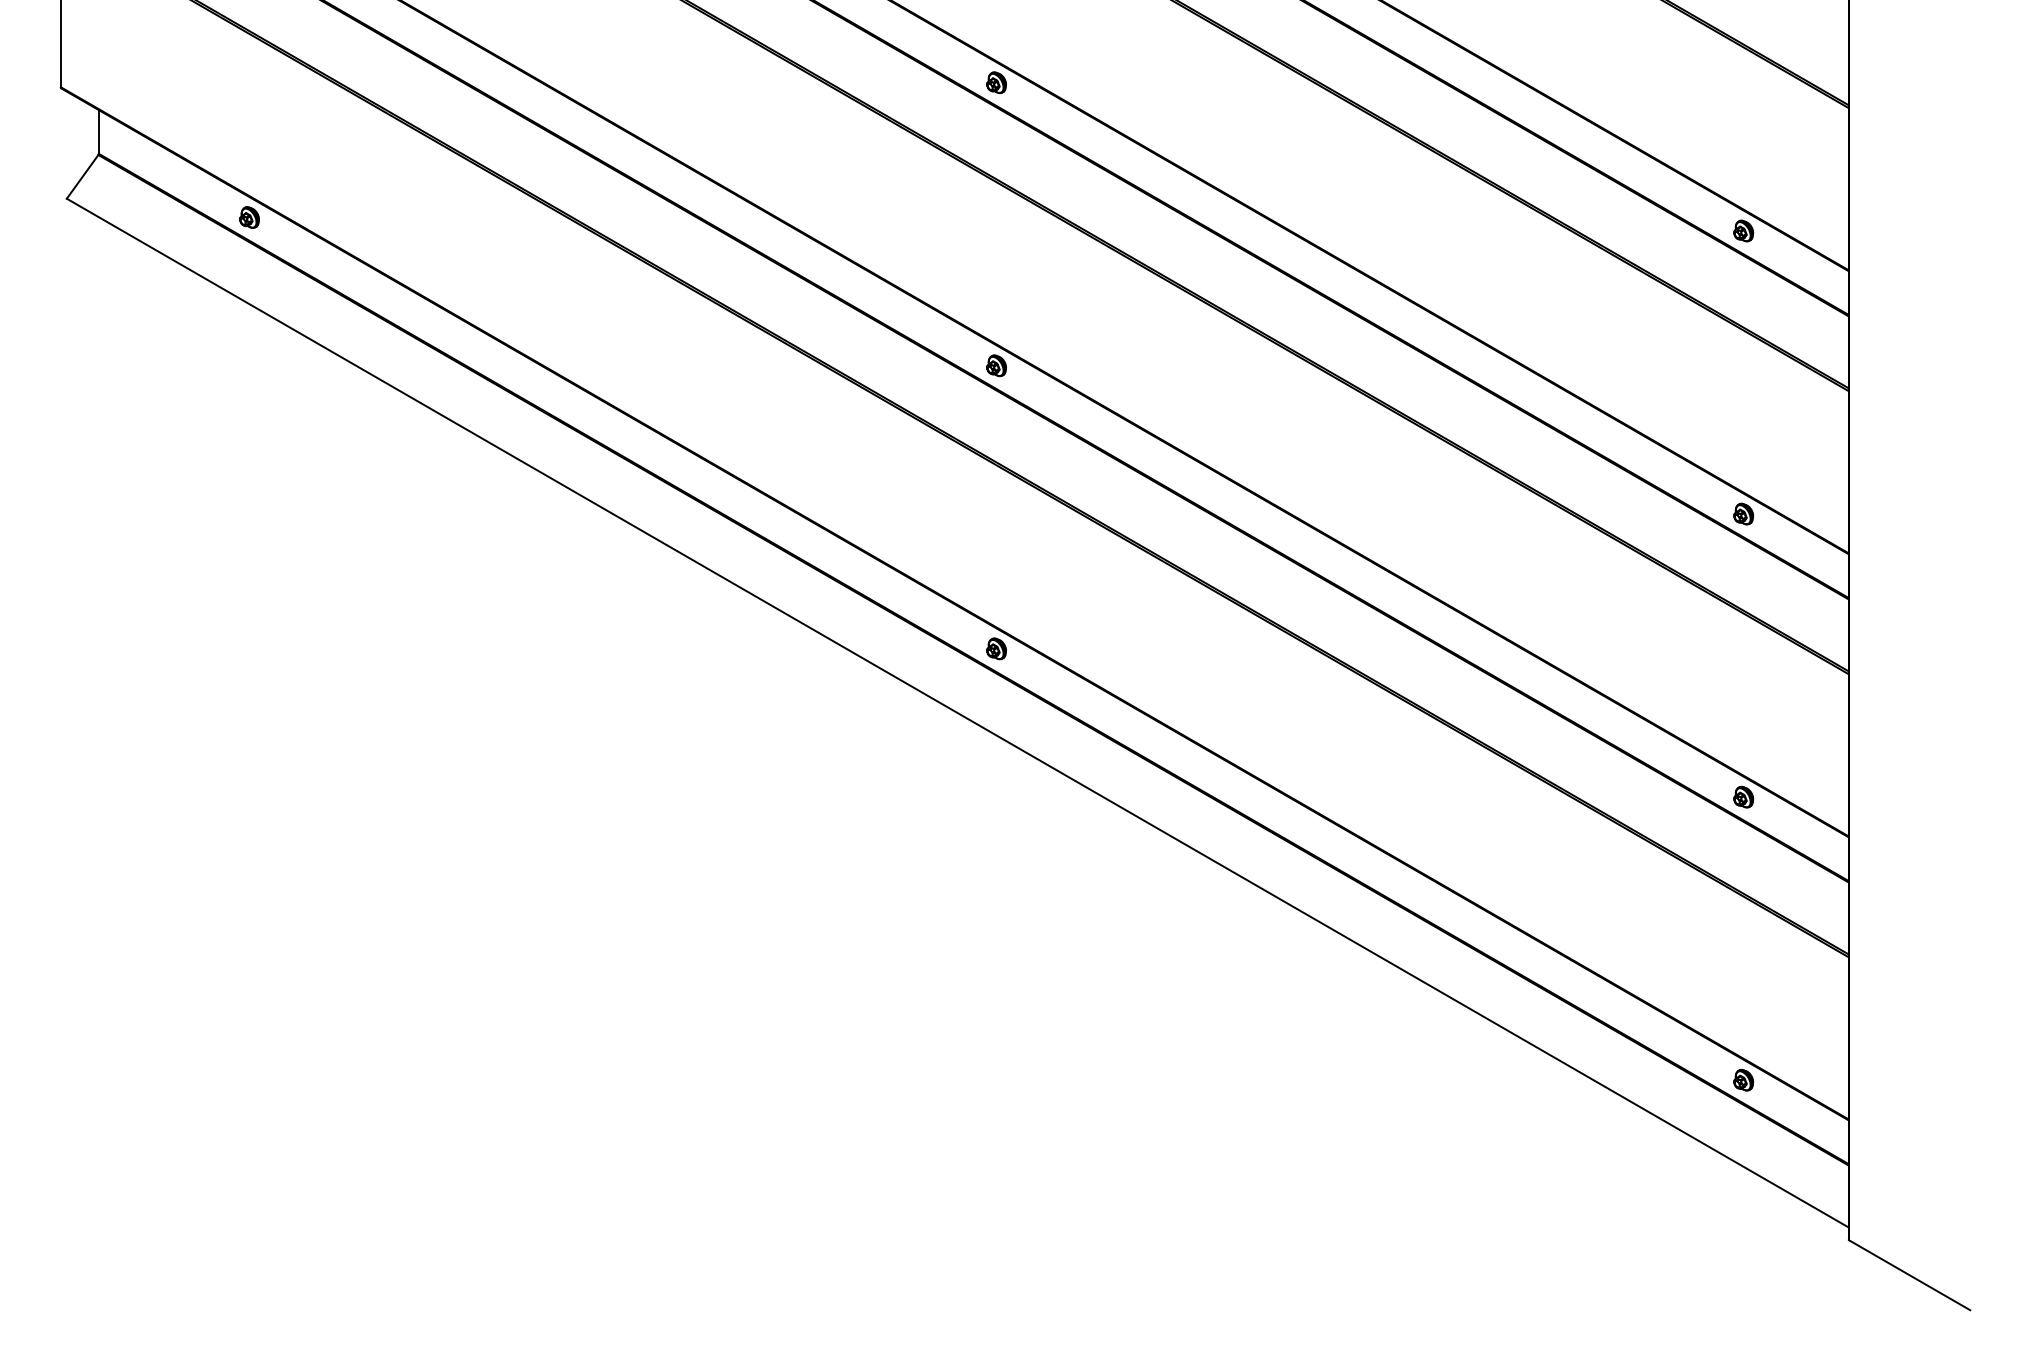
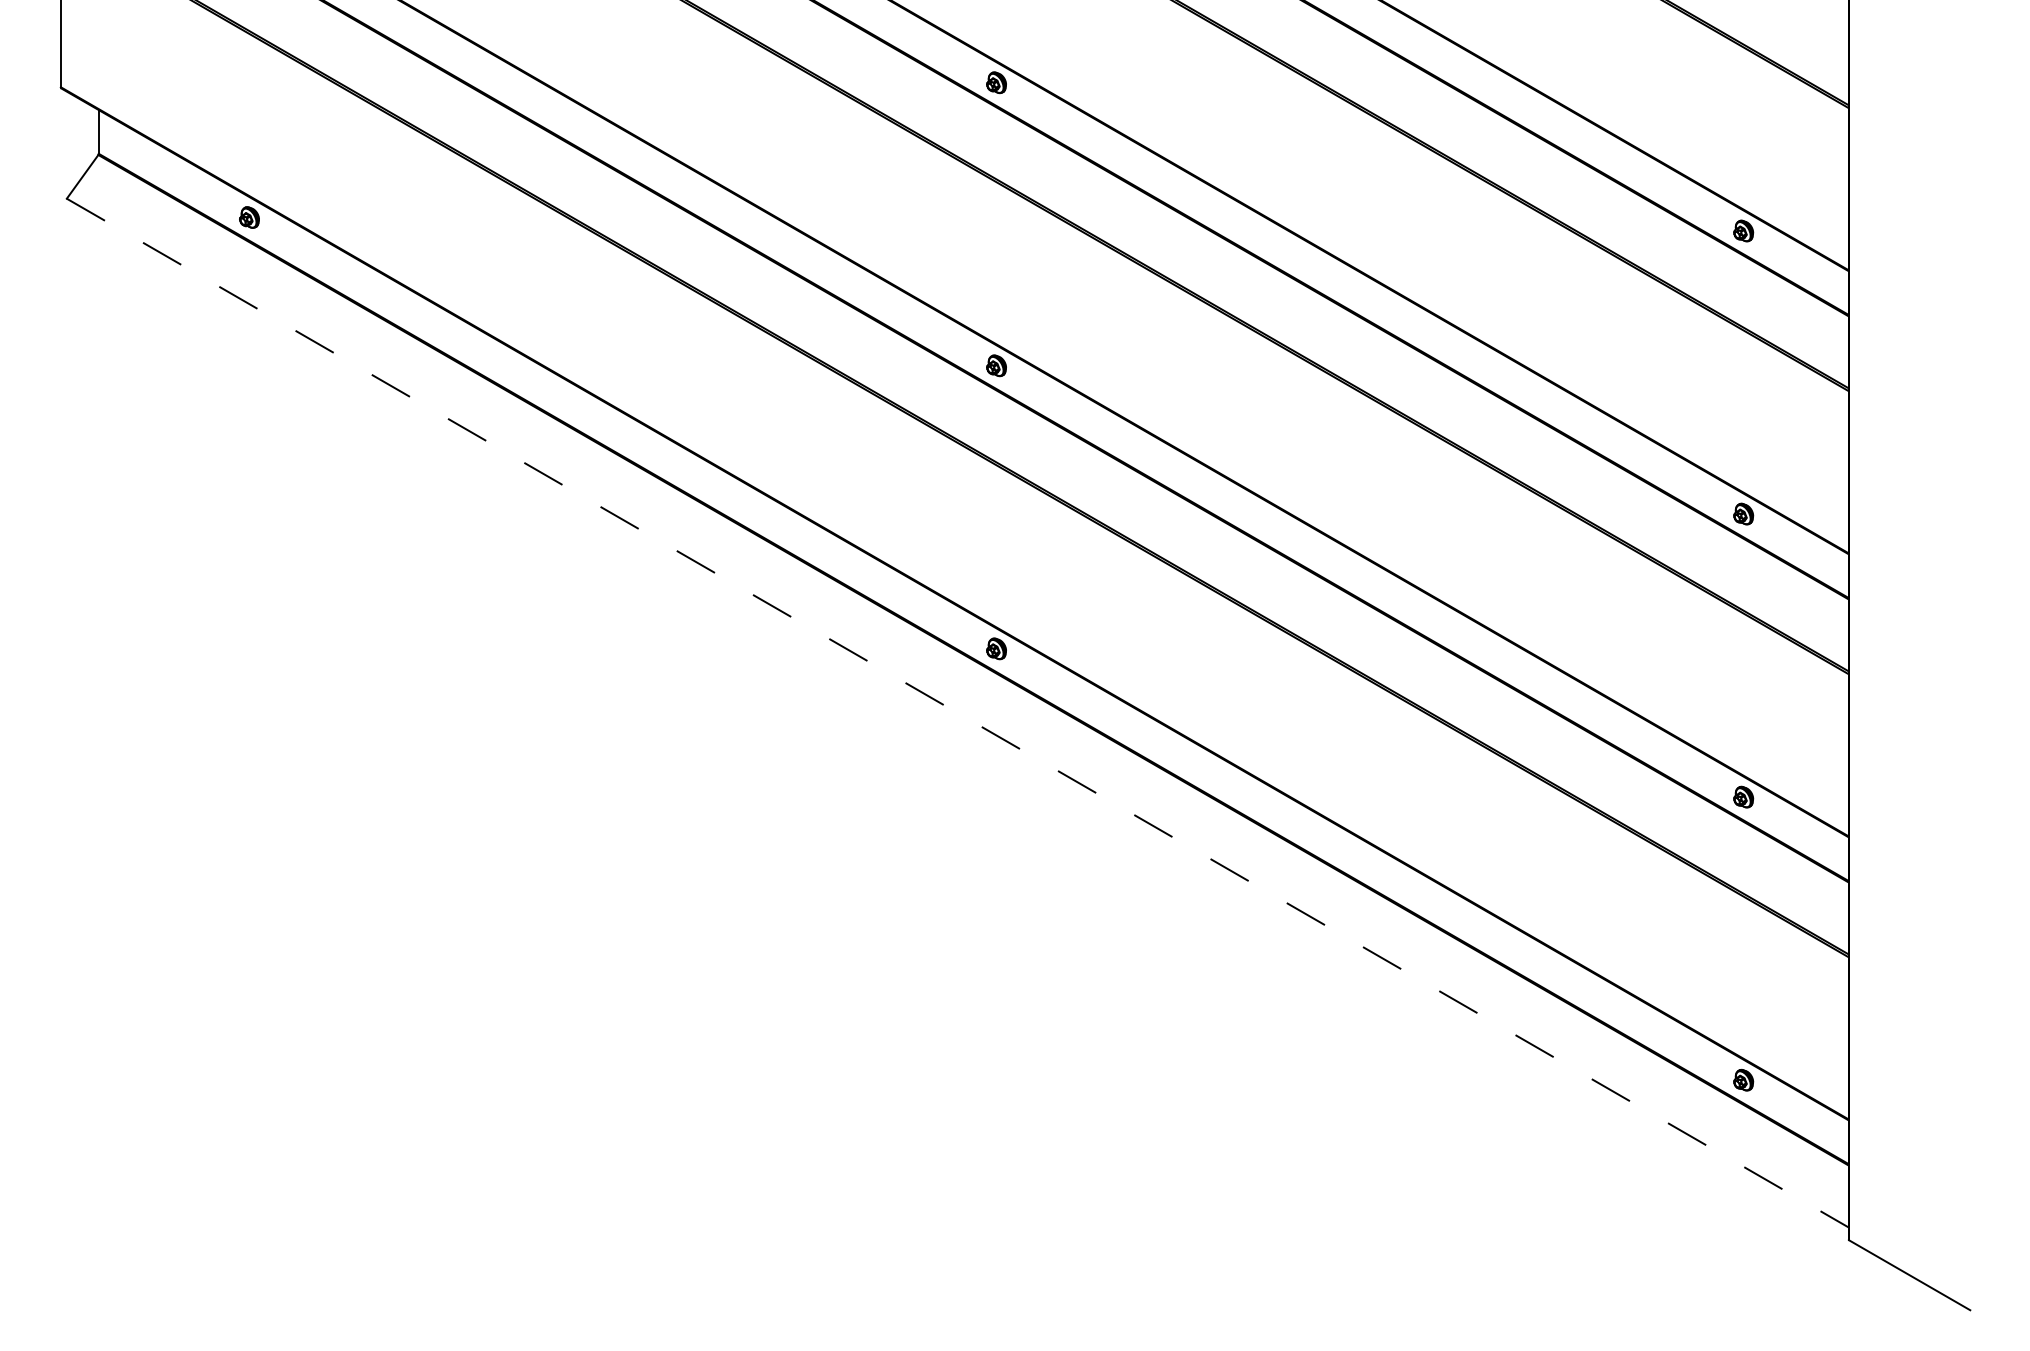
line: solid -> dashed (957, 713)
